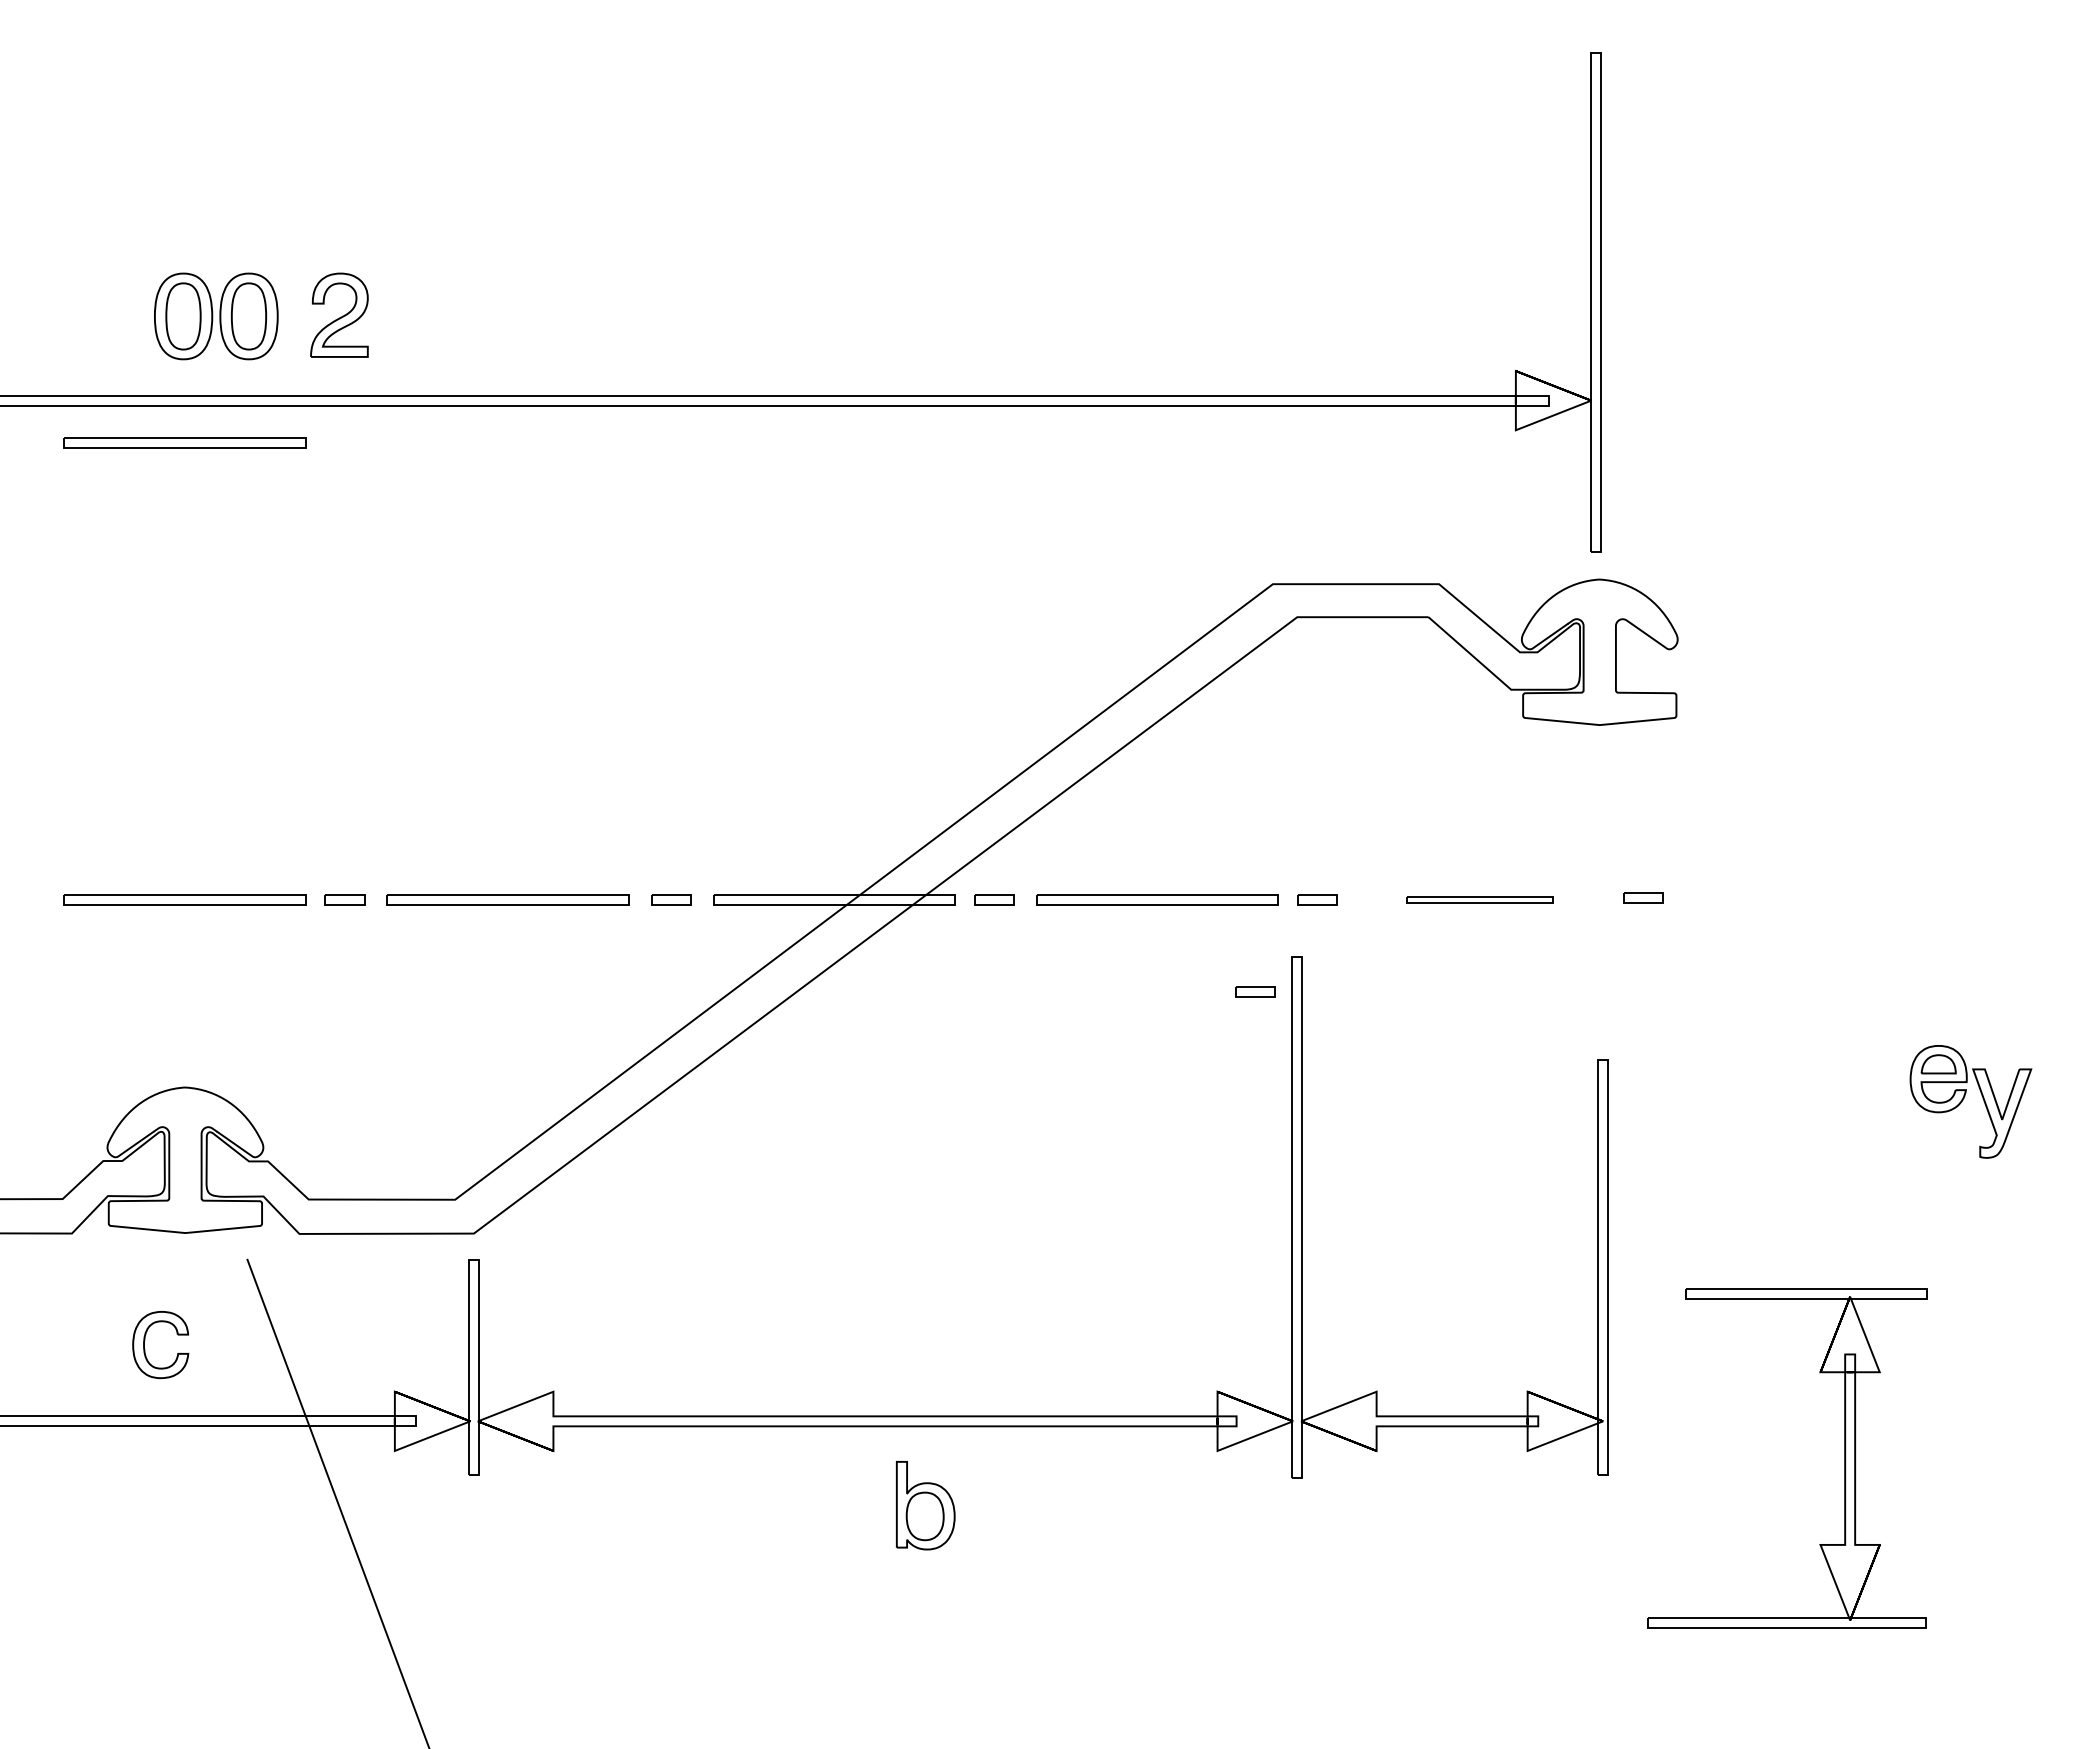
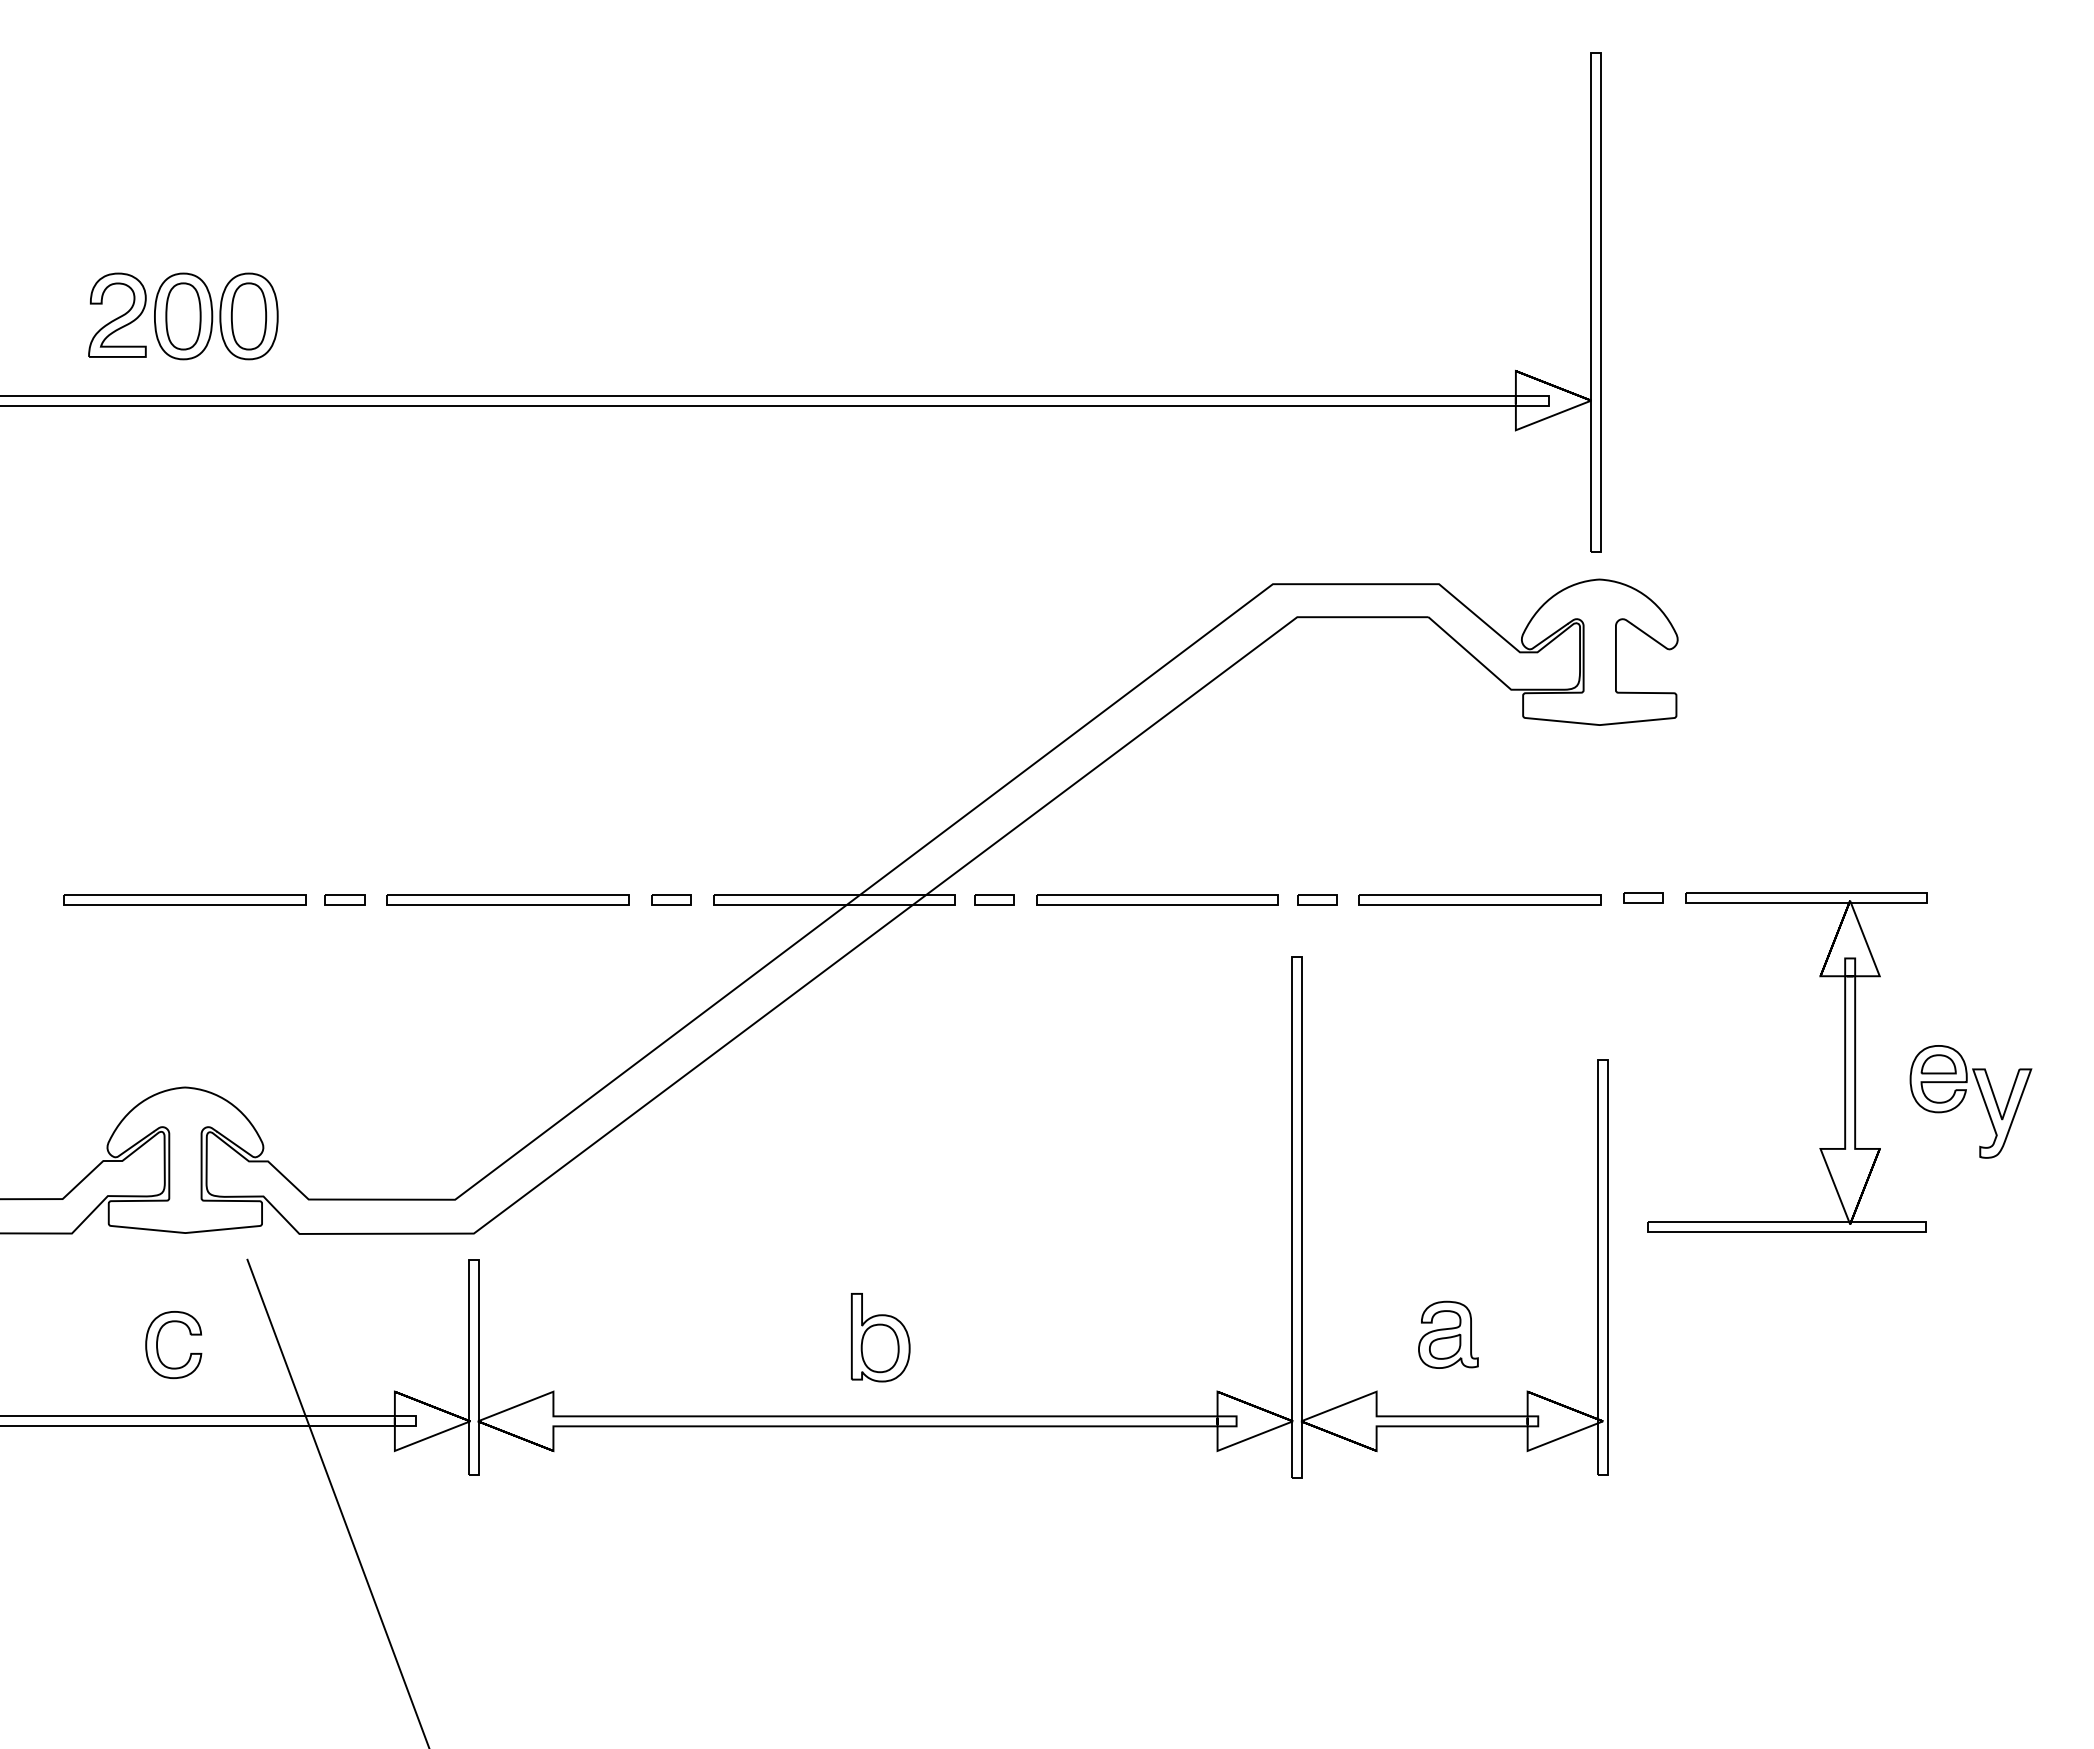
part position: (339, 314) -> (117, 314) (117, 314)
part: present -> none (184, 442)
part size: 148x8 px -> 244x12 px (1479, 899)
part: present -> none (1255, 991)
part: none -> present (1448, 1334)
part position: (145, 1349) -> (158, 1349) (158, 1349)
part position: (1844, 1458) -> (1844, 1062) (1844, 1062)
part position: (925, 1505) -> (880, 1337) (880, 1337)
